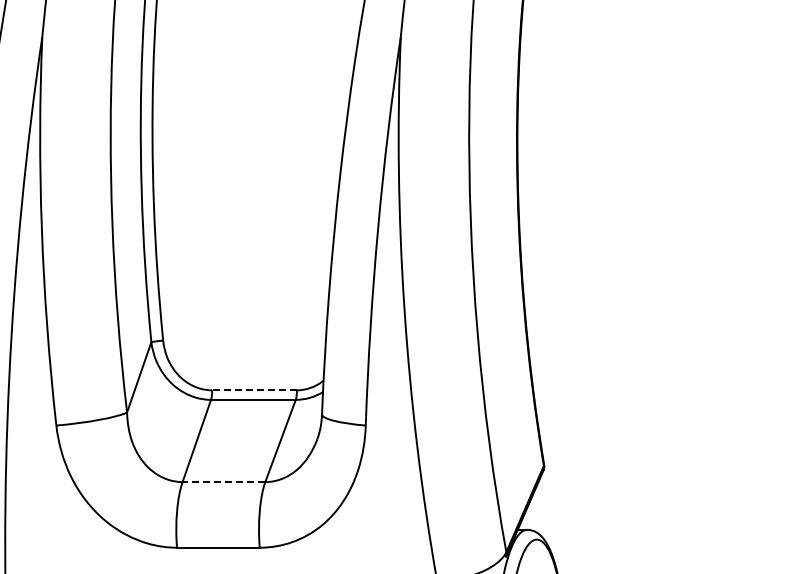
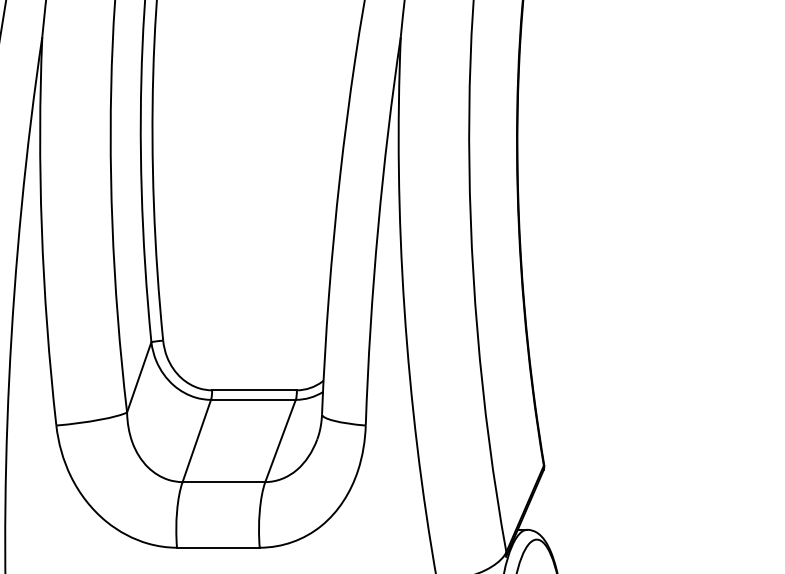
line: dashed -> solid (253, 390)
line: dashed -> solid (223, 482)
